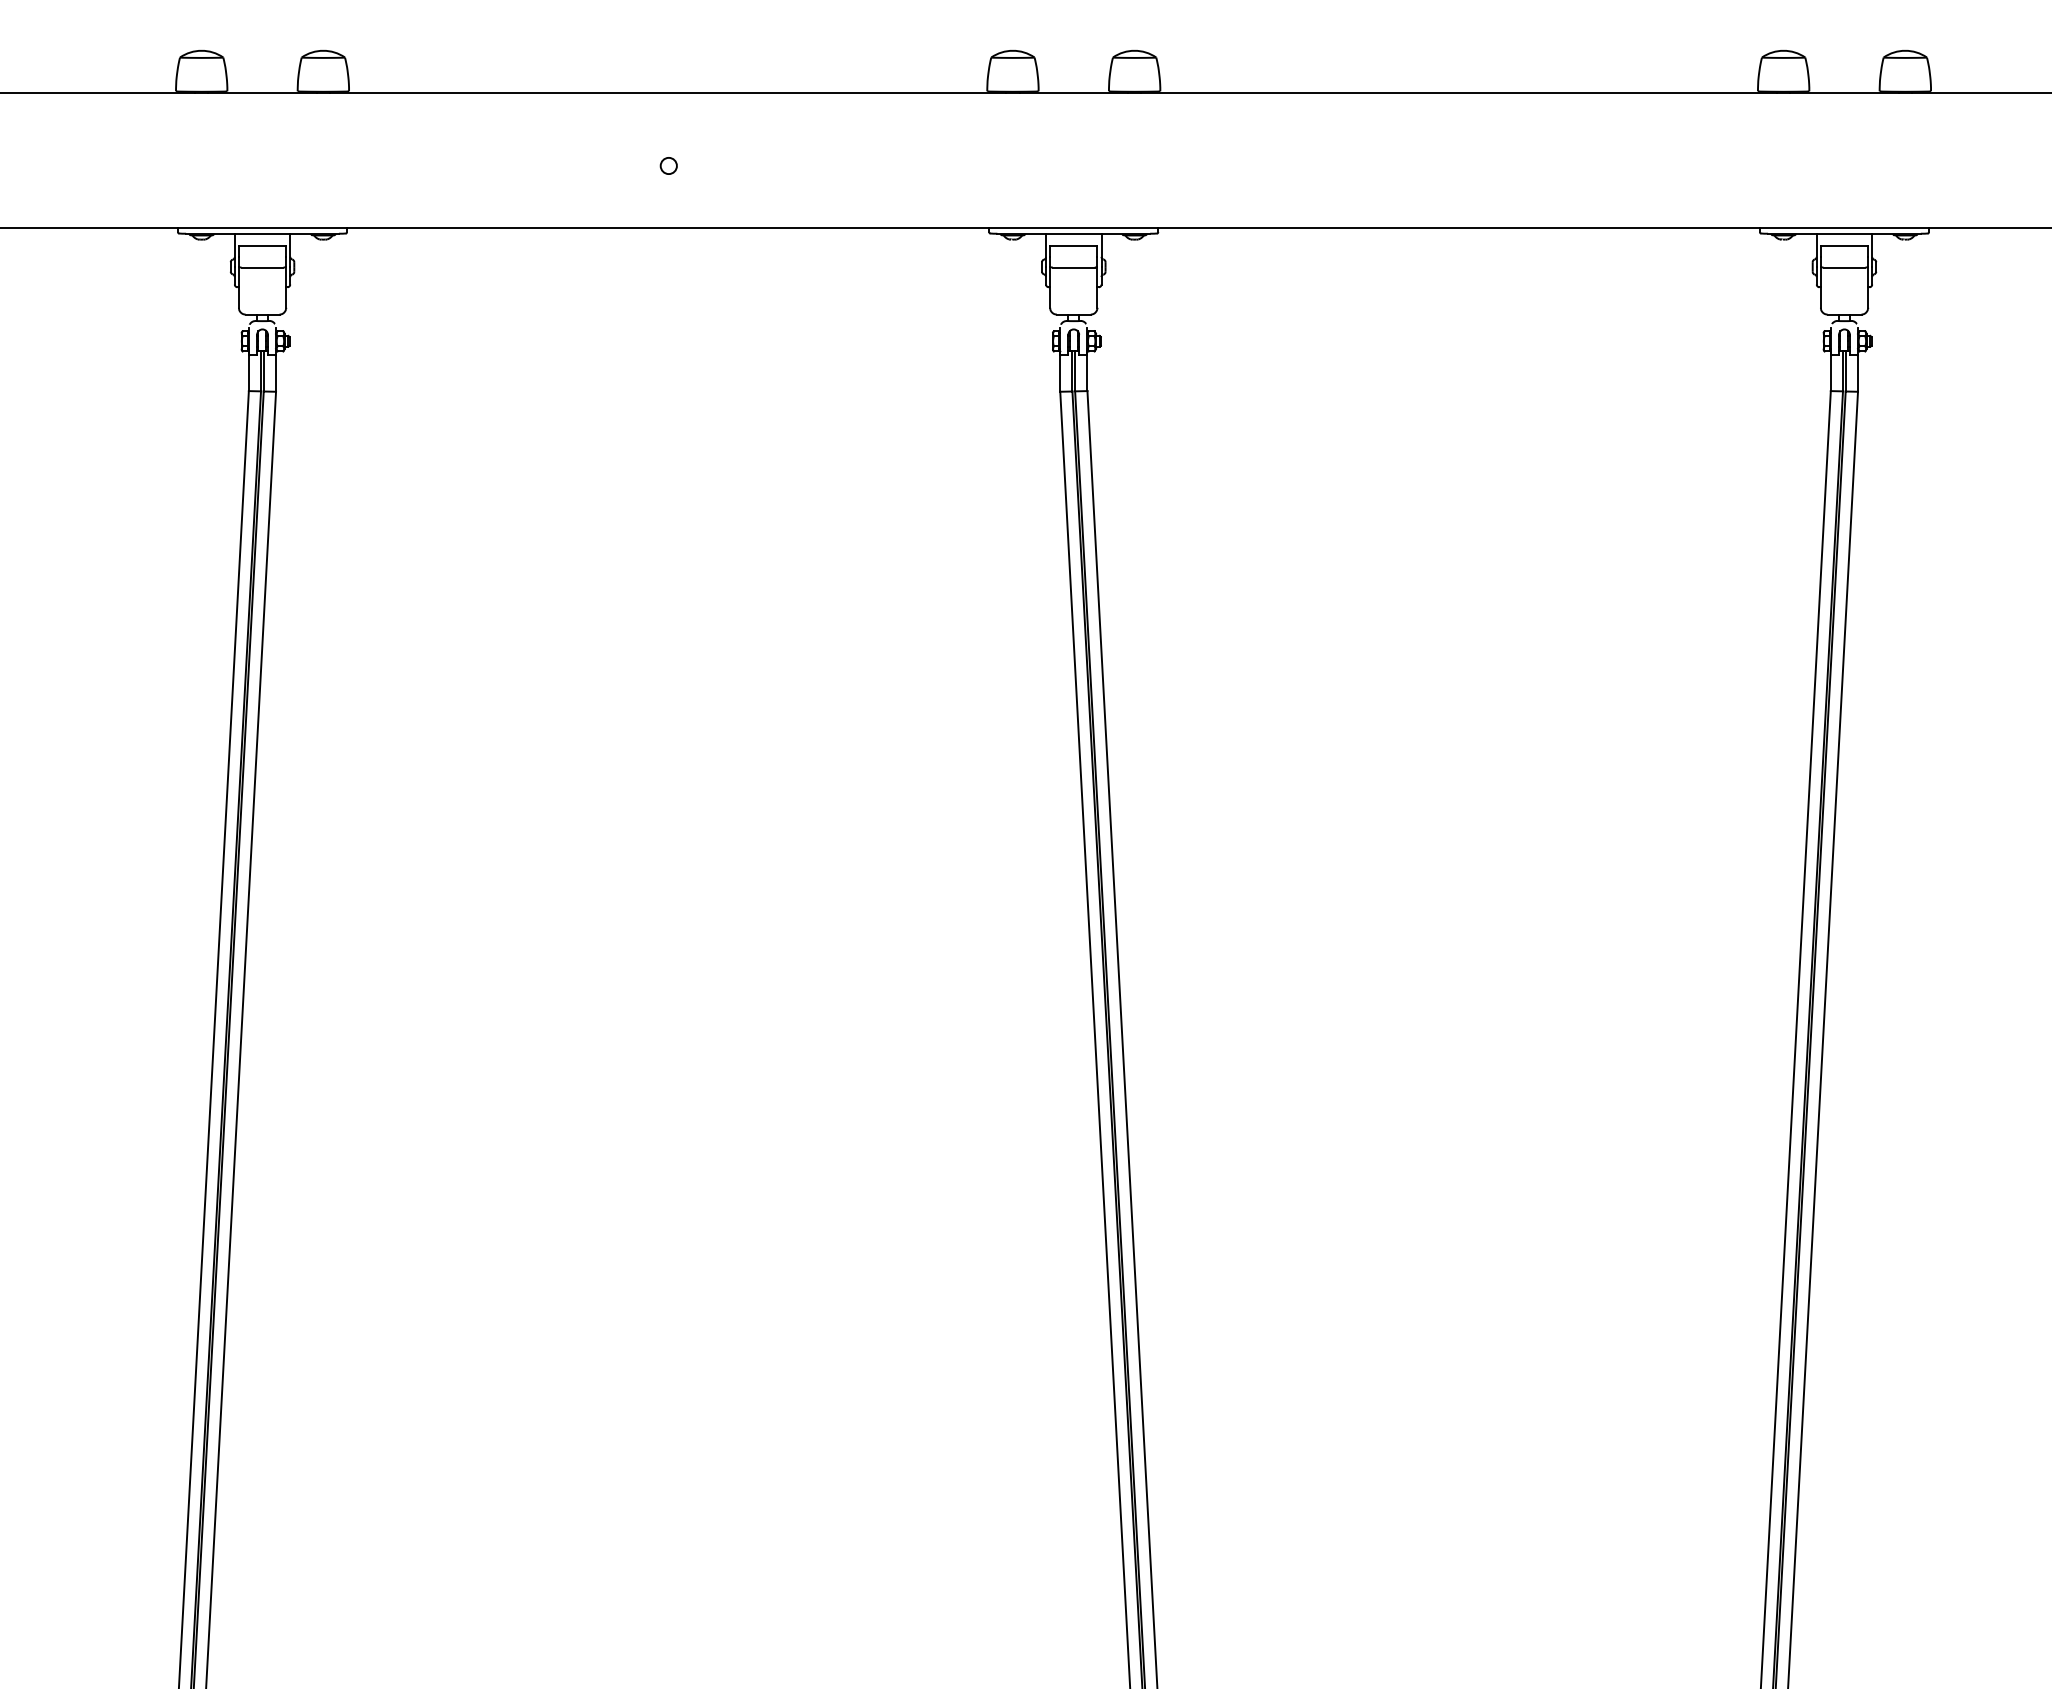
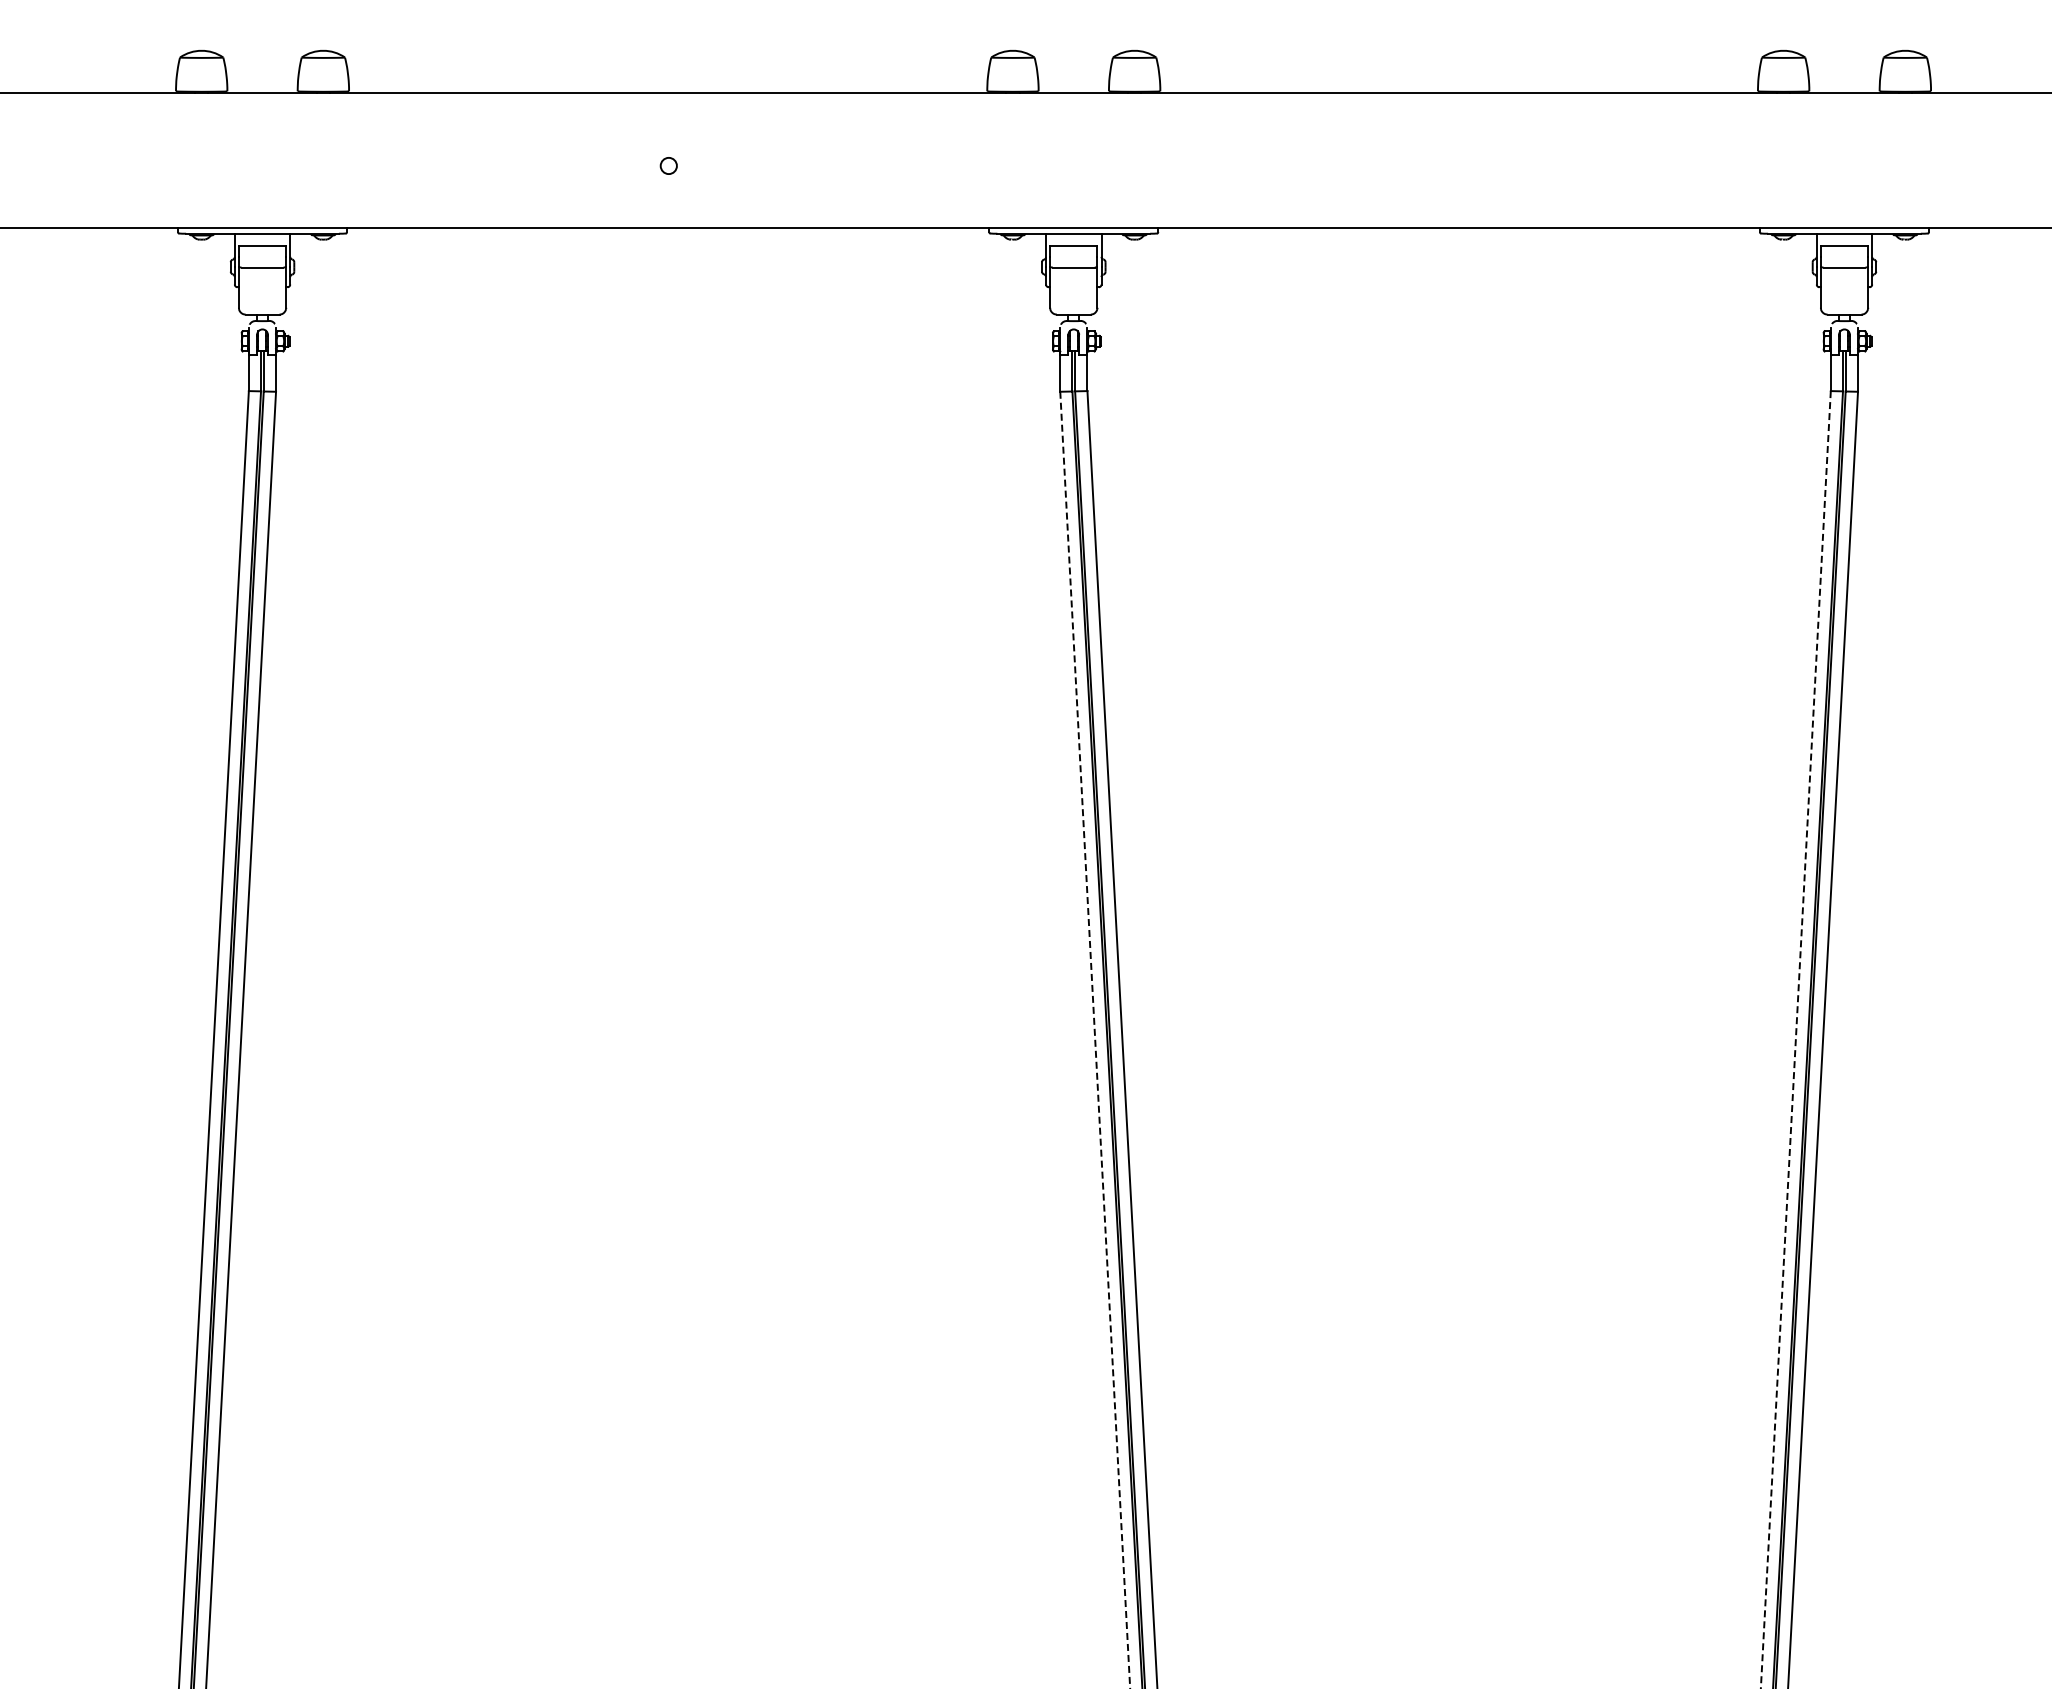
line: solid -> dashed (1795, 1039)
line: solid -> dashed (1095, 1040)
